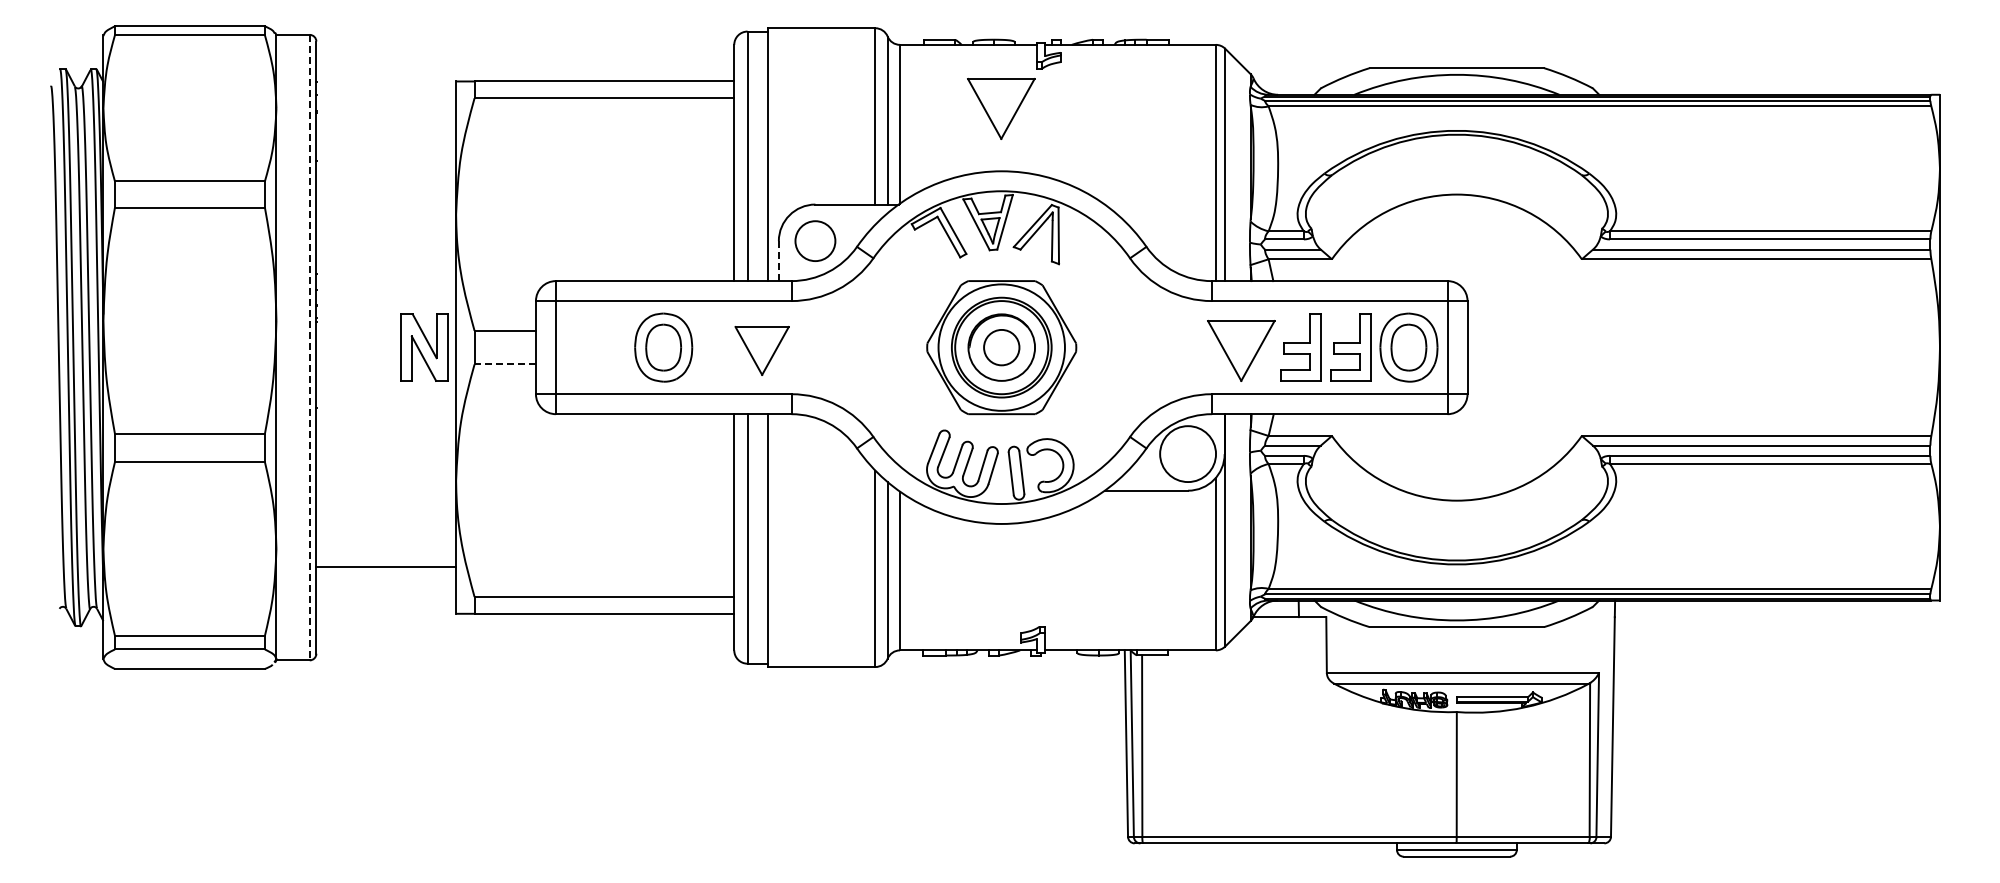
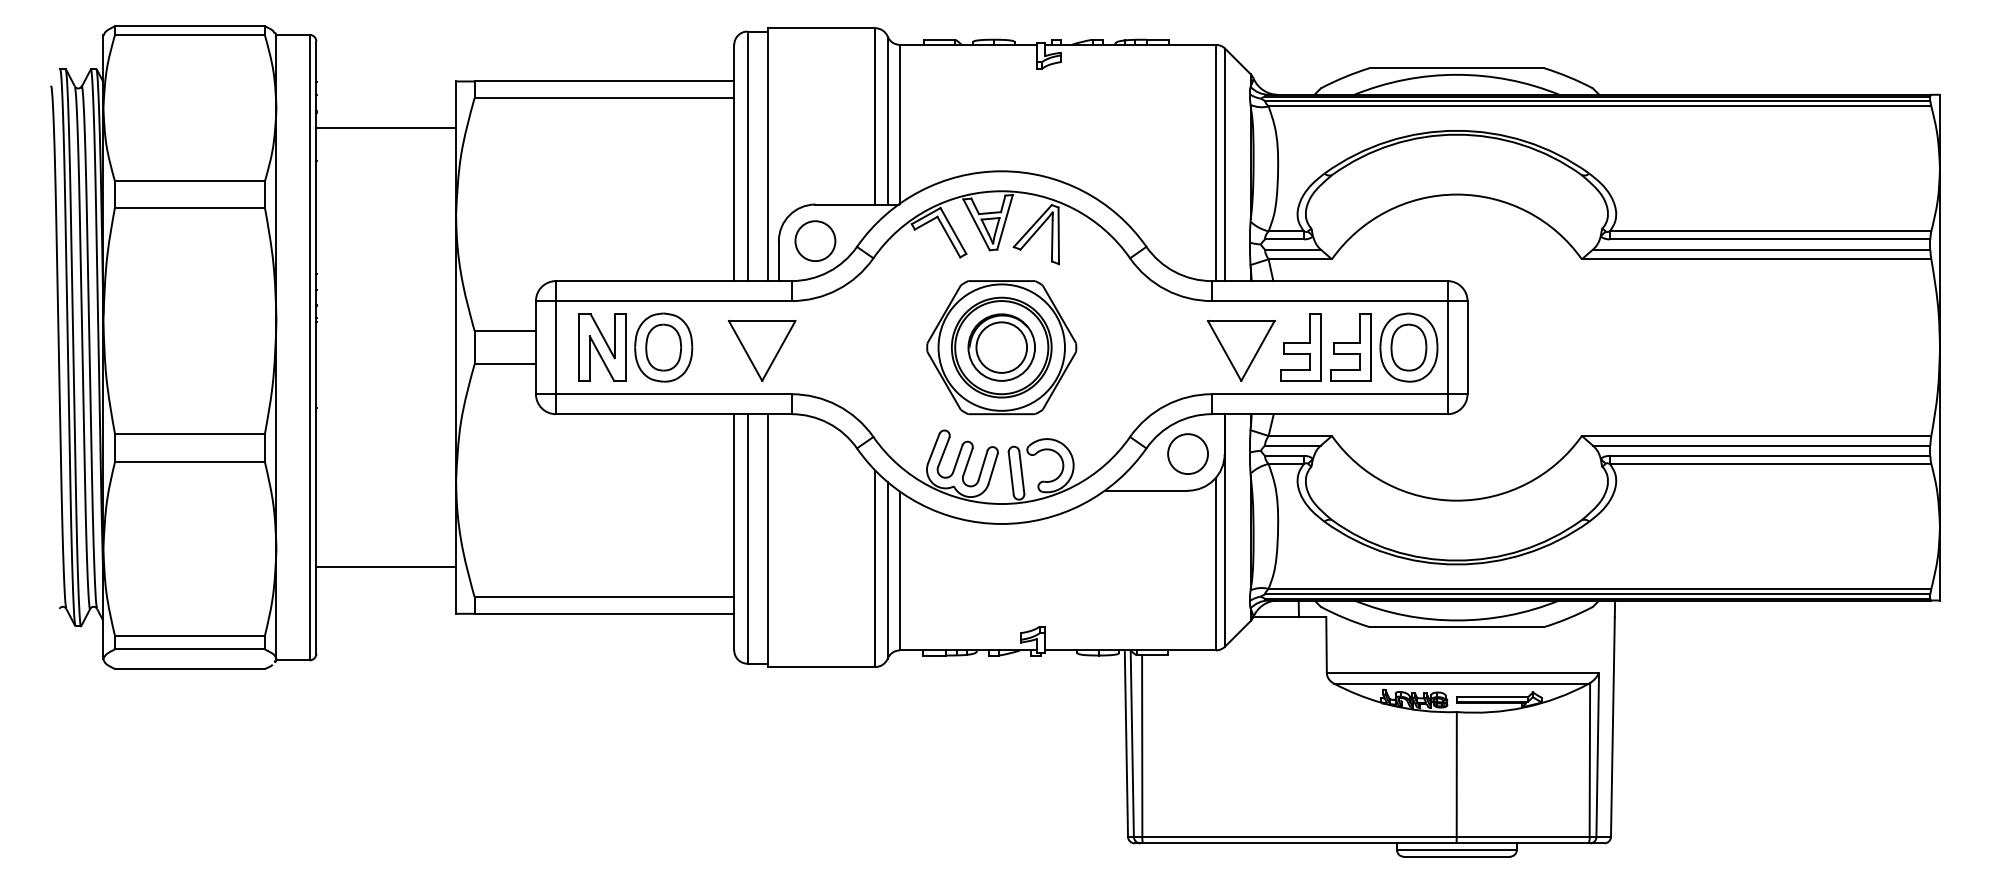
part: present -> none (1001, 108)
line: none -> present (386, 128)
line: dashed -> solid (778, 261)
line: dashed -> solid (309, 347)
part position: (424, 347) -> (602, 347) (602, 347)
circle diameter: 35 px -> 51 px (1001, 347)
part size: 56x50 px -> 70x62 px (761, 350)
line: dashed -> solid (505, 364)
circle diameter: 56 px -> 40 px (1188, 454)
